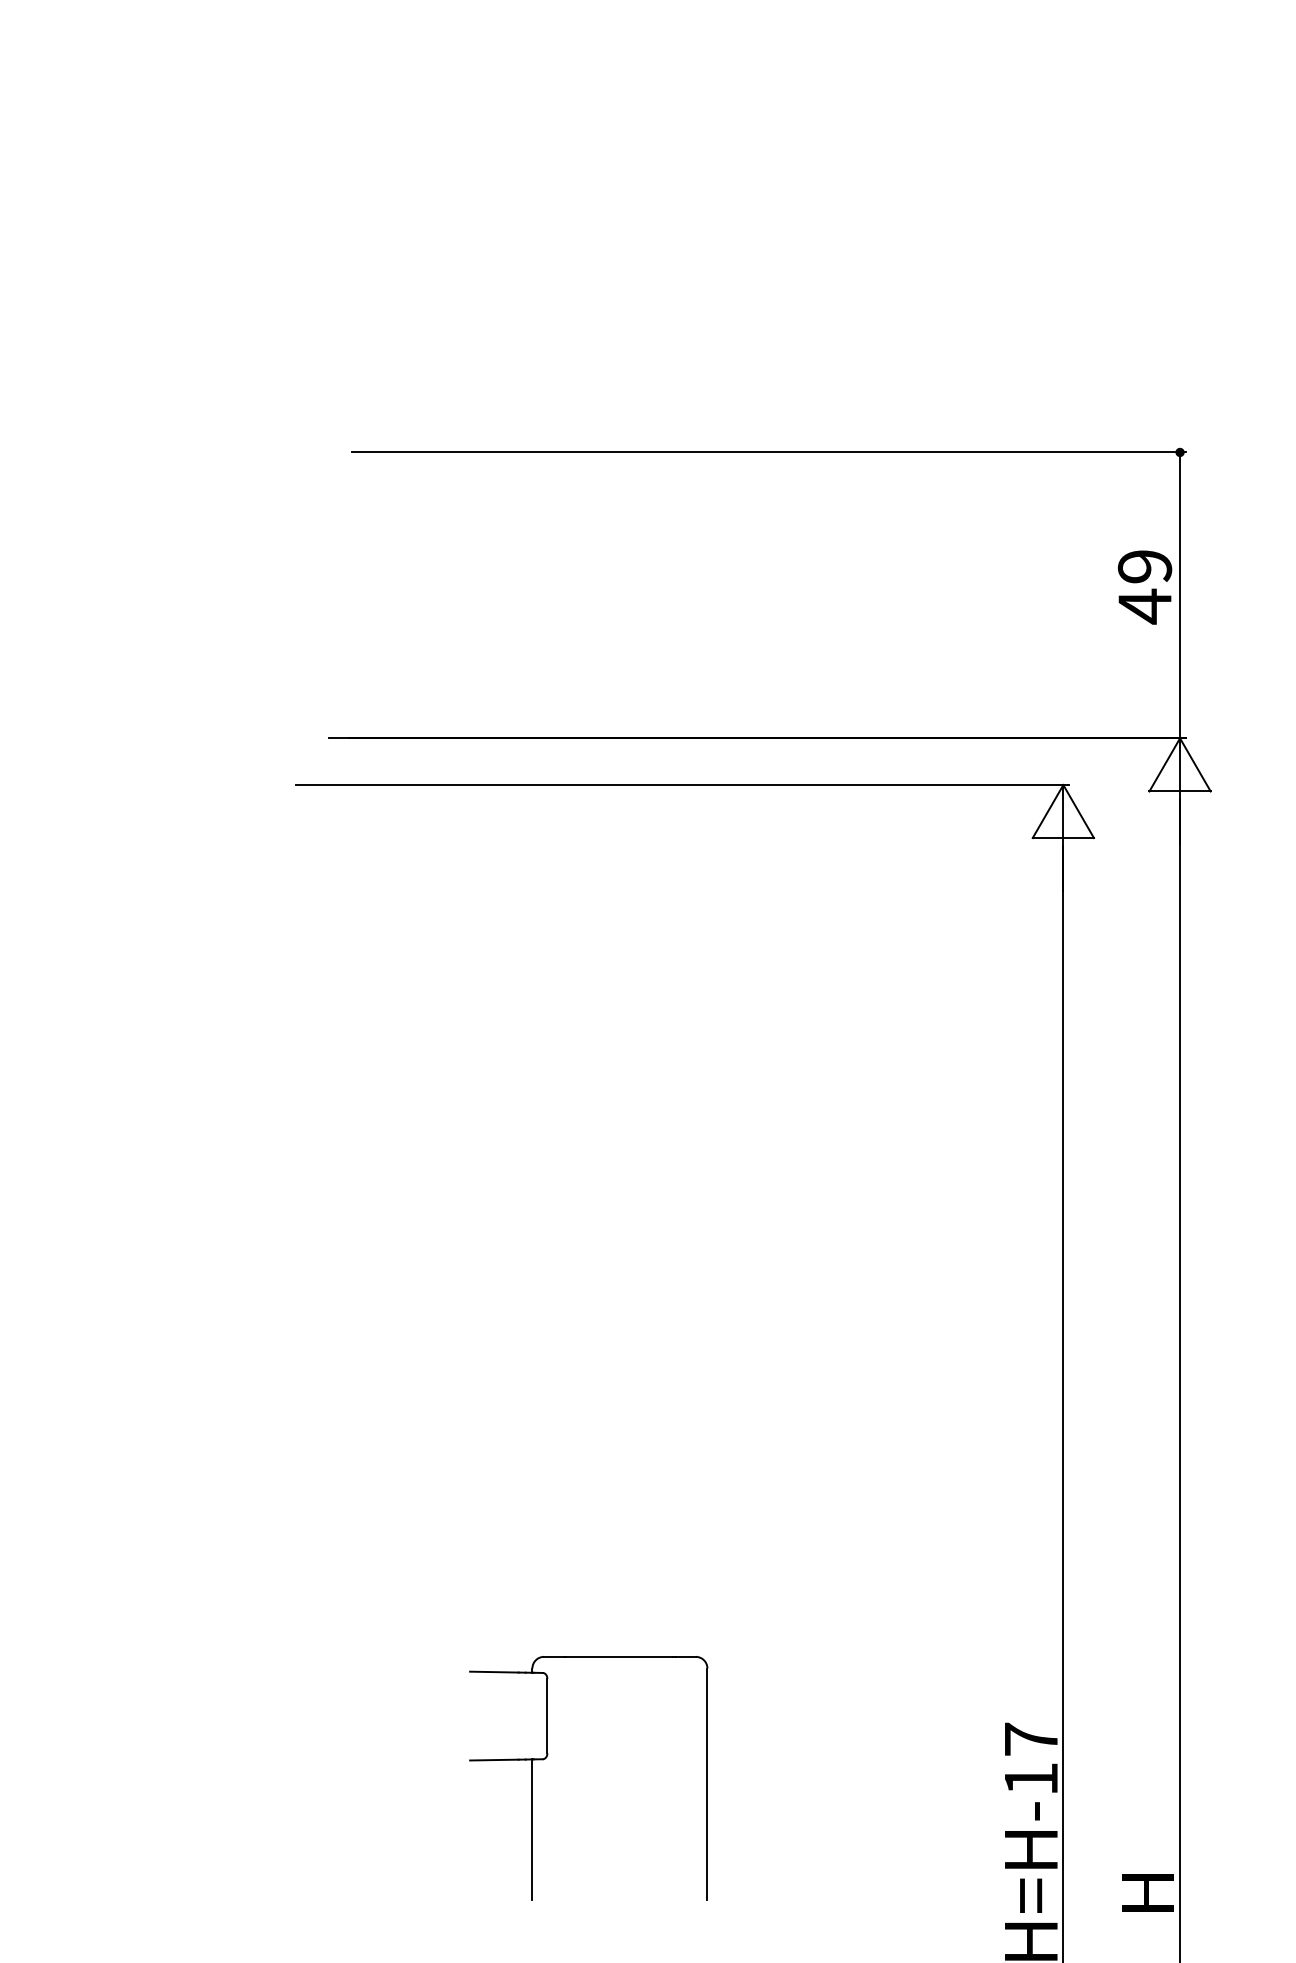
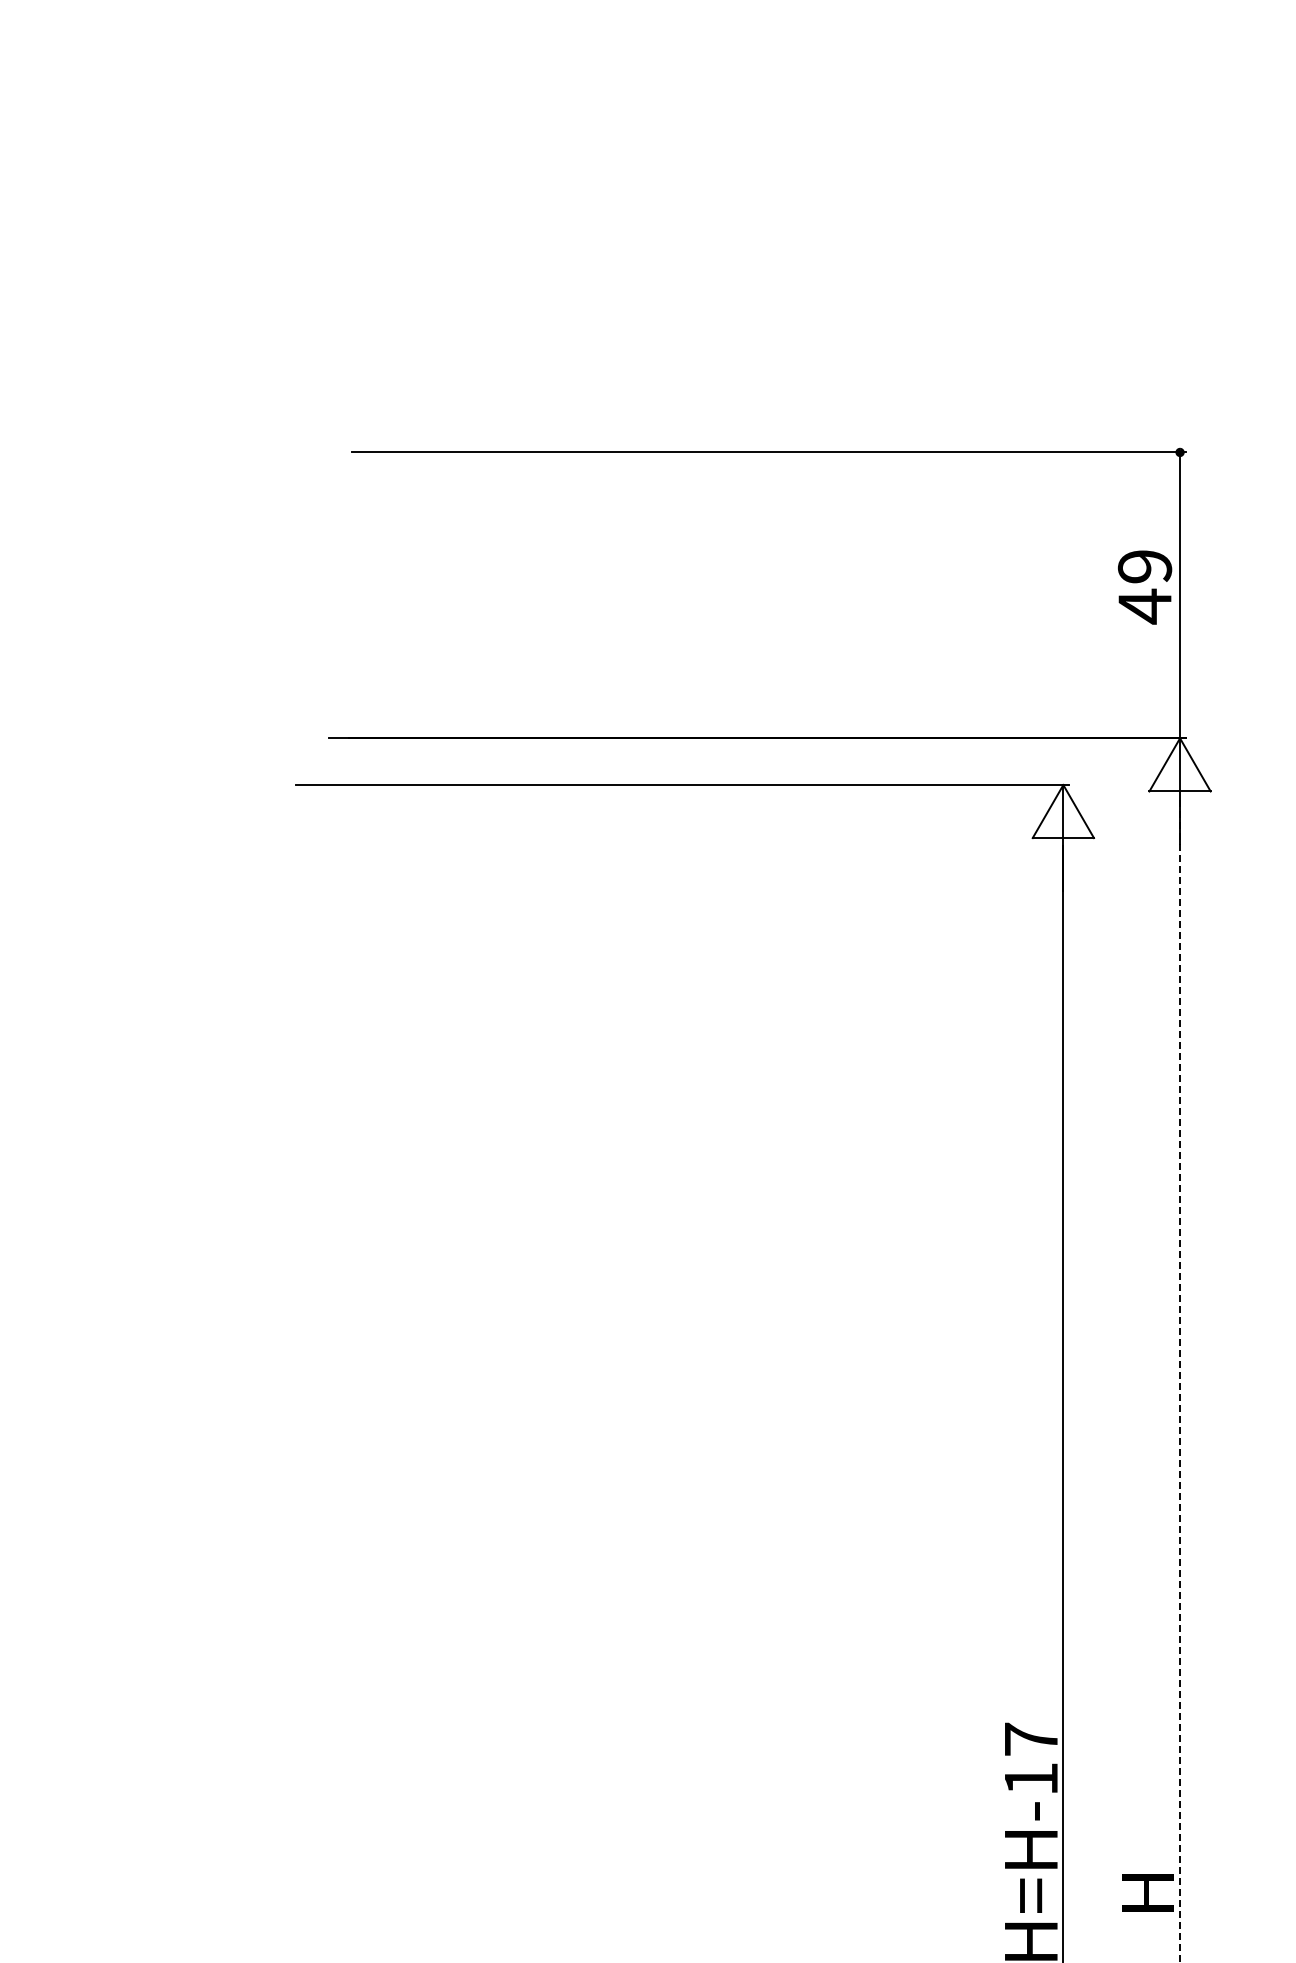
line: solid -> dashed (1180, 1381)
part: present -> none (547, 1757)
